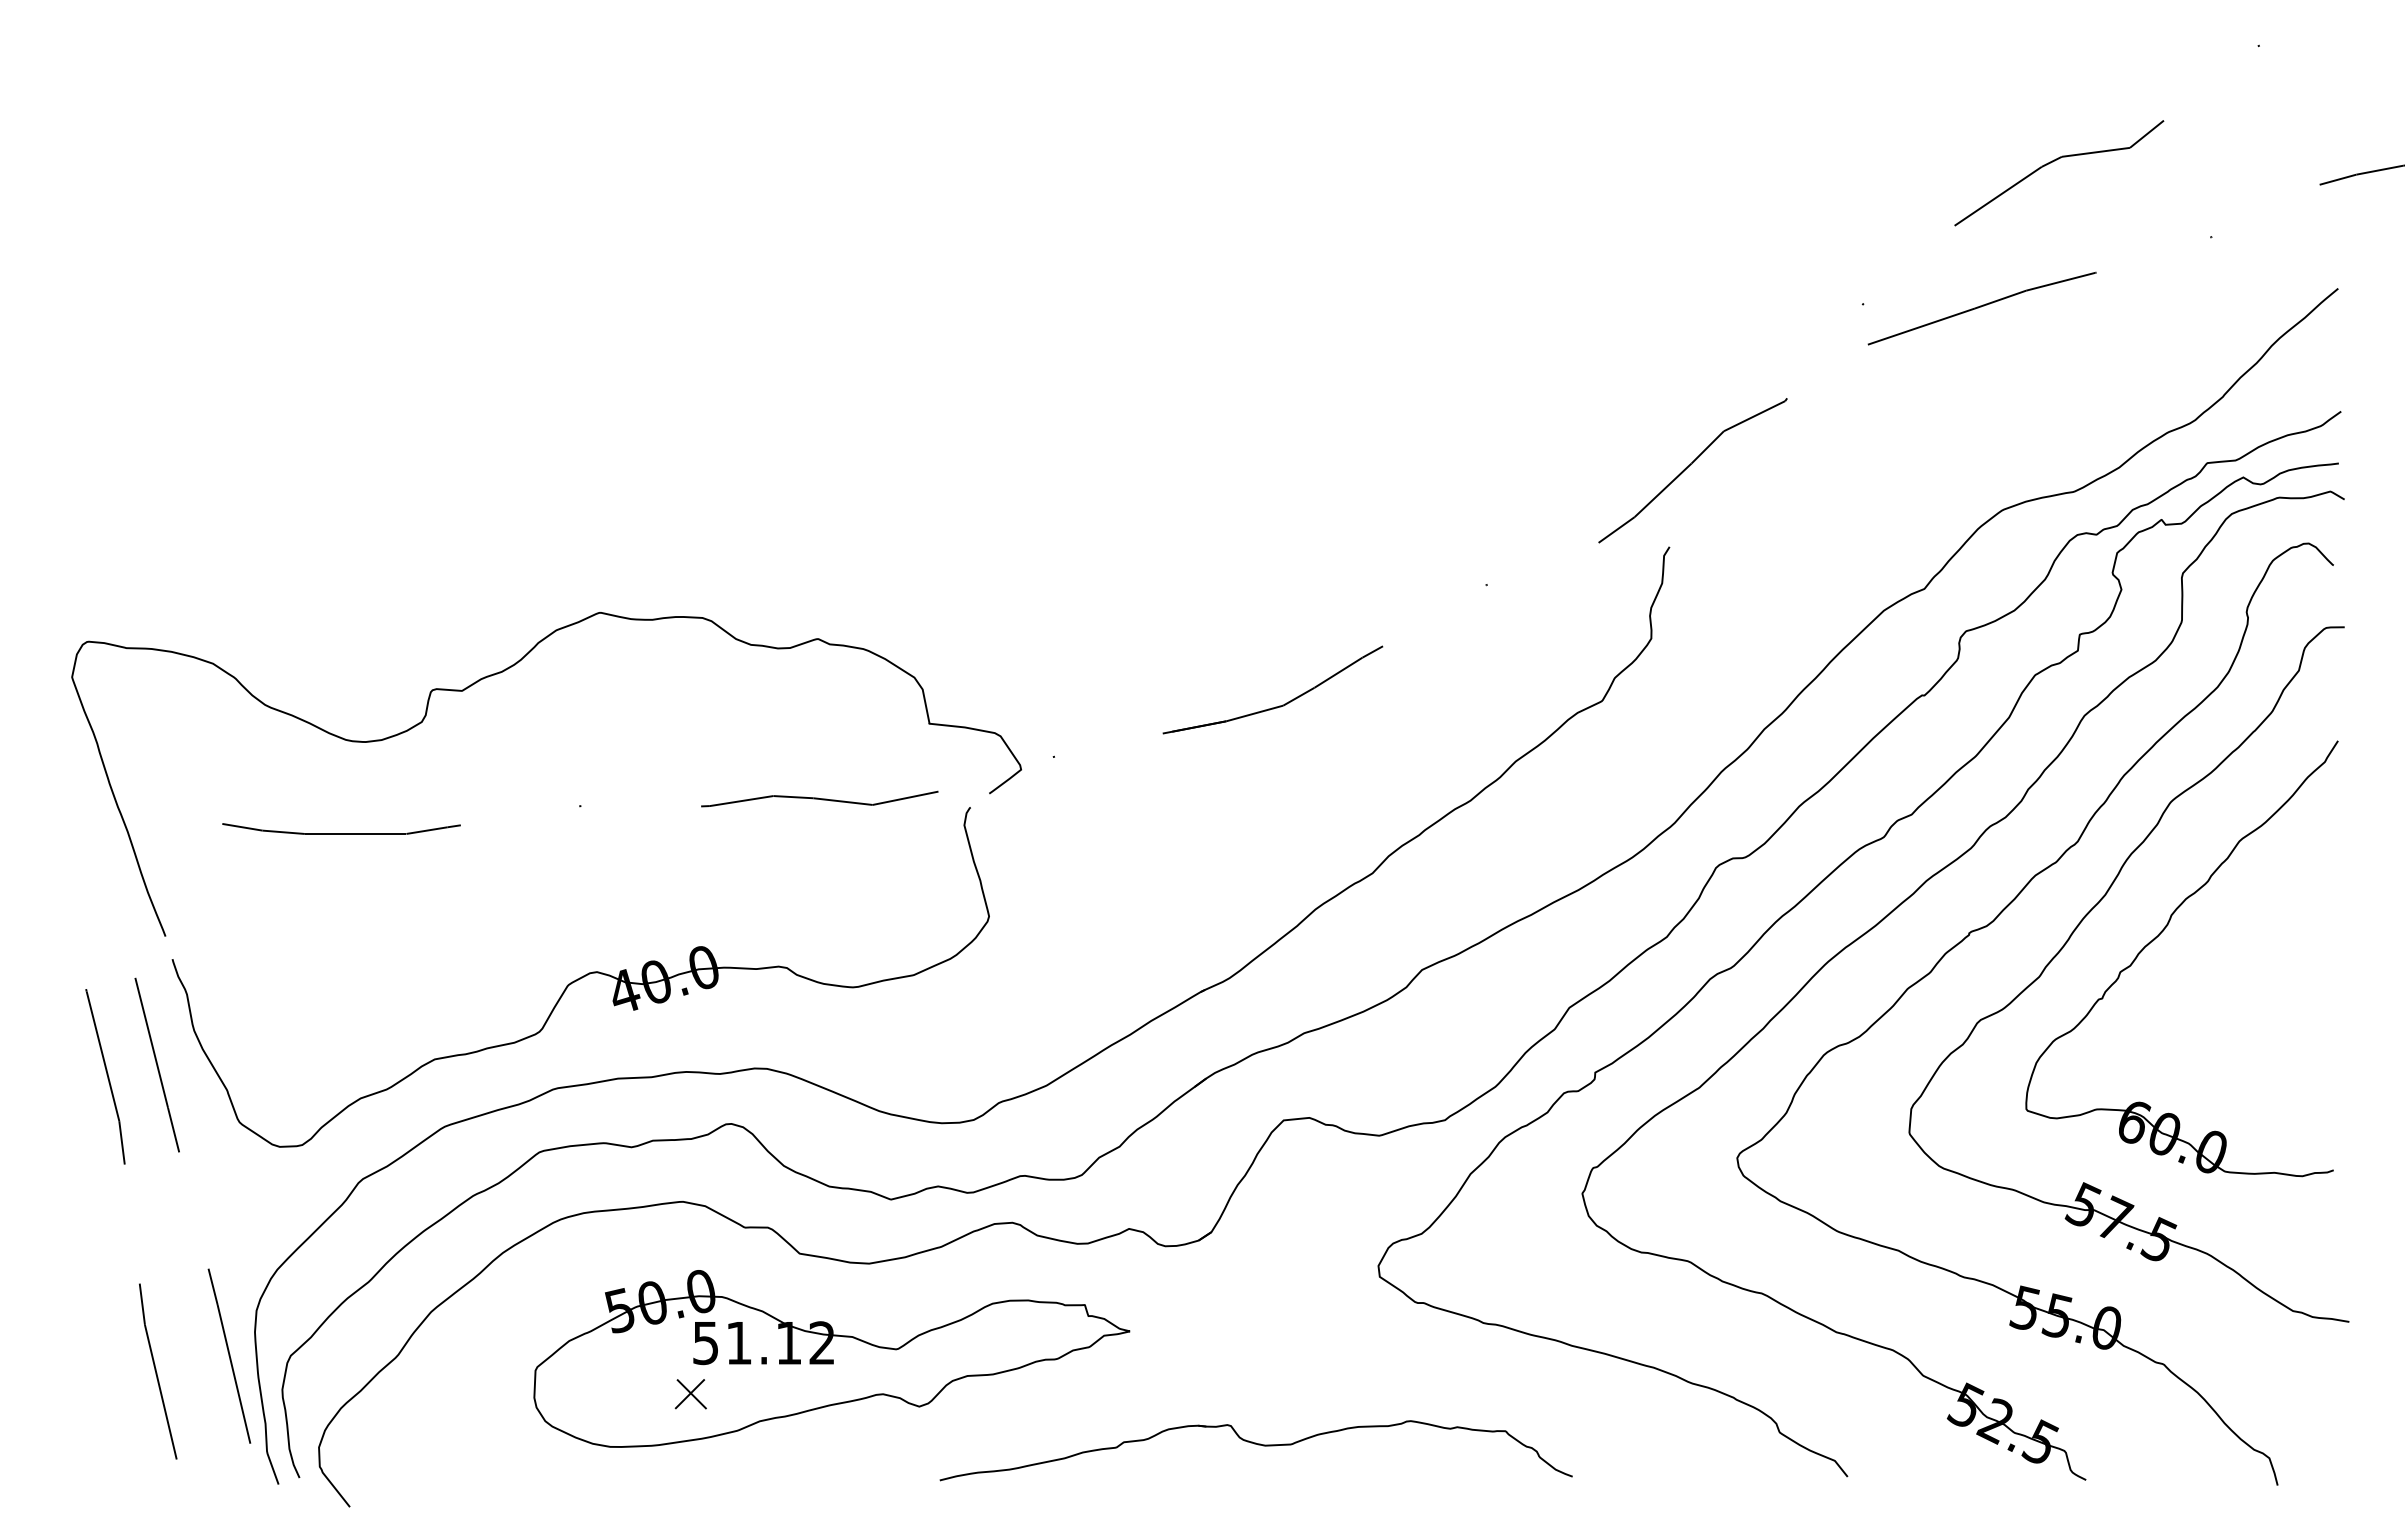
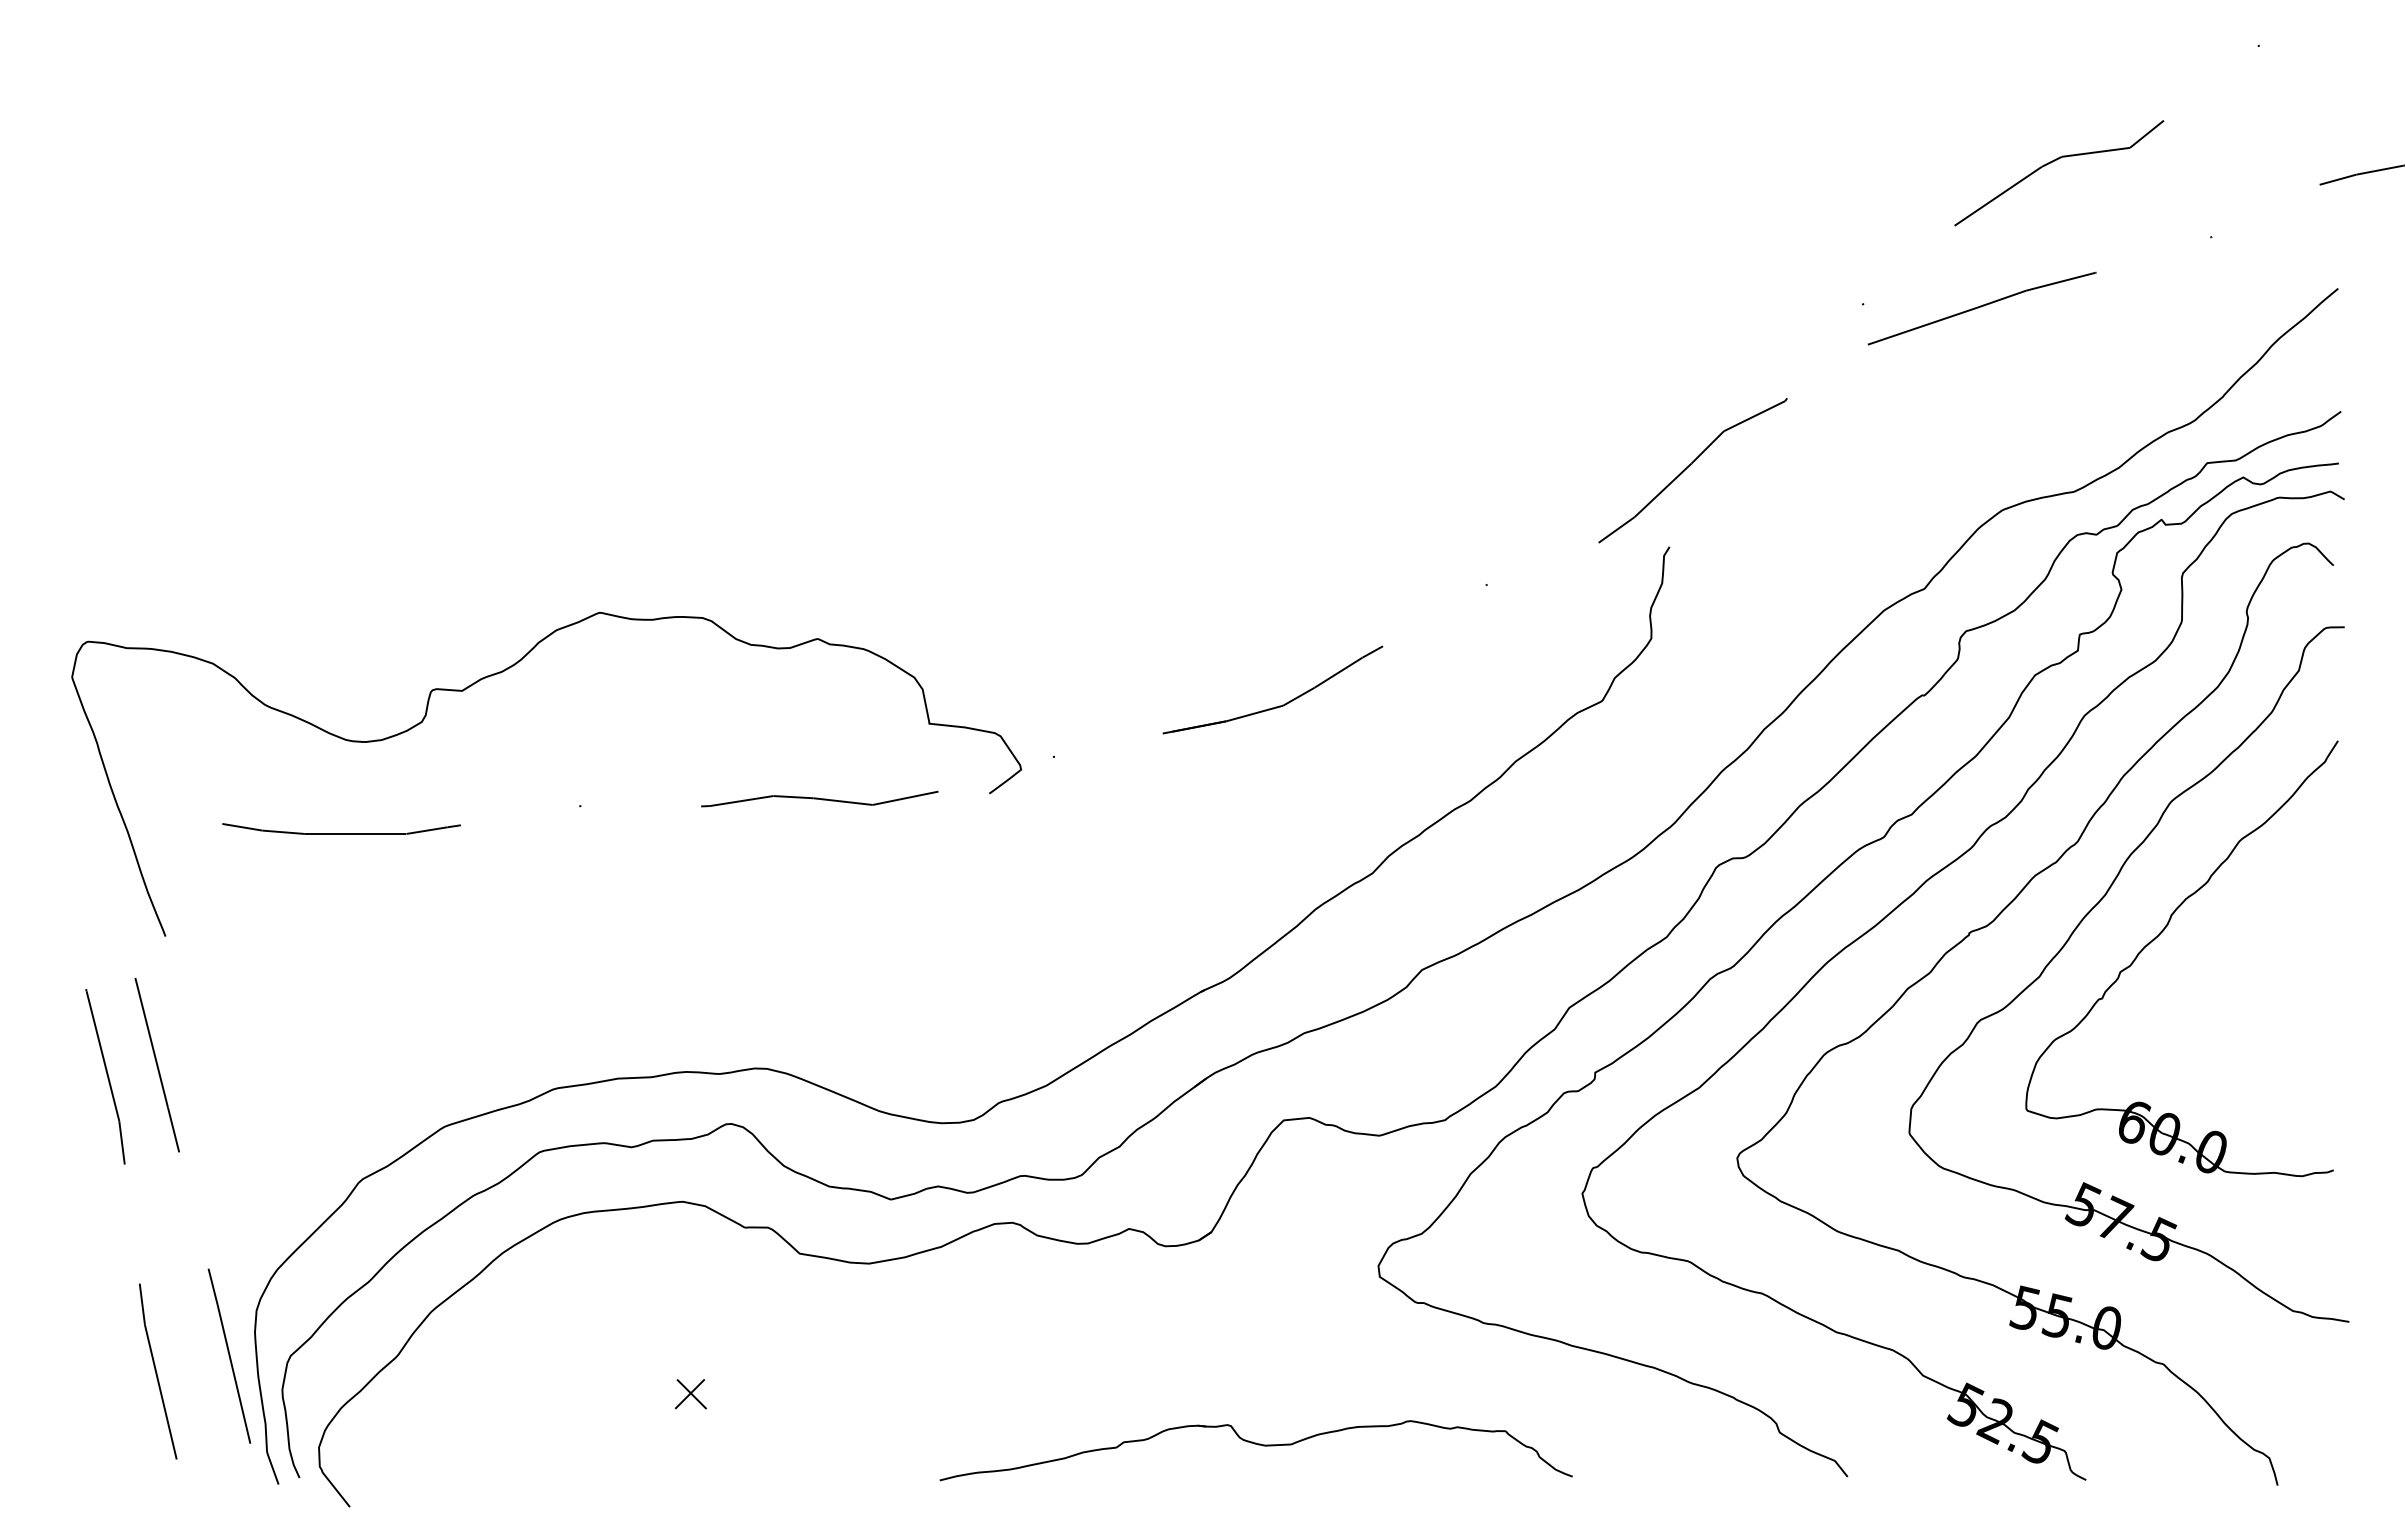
part: present -> none (580, 977)
part: present -> none (831, 1358)
